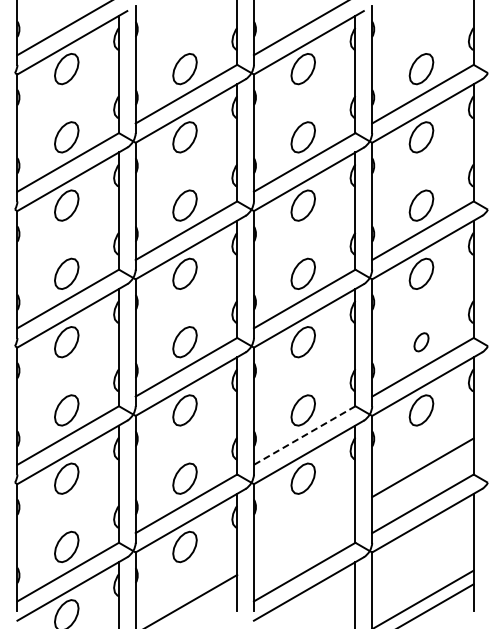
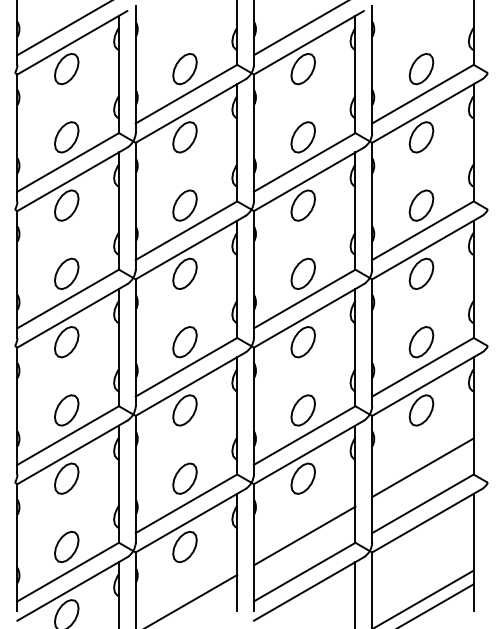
part size: 17x21 px -> 27x33 px (421, 342)
line: dashed -> solid (304, 435)
line: none -> present (304, 535)
